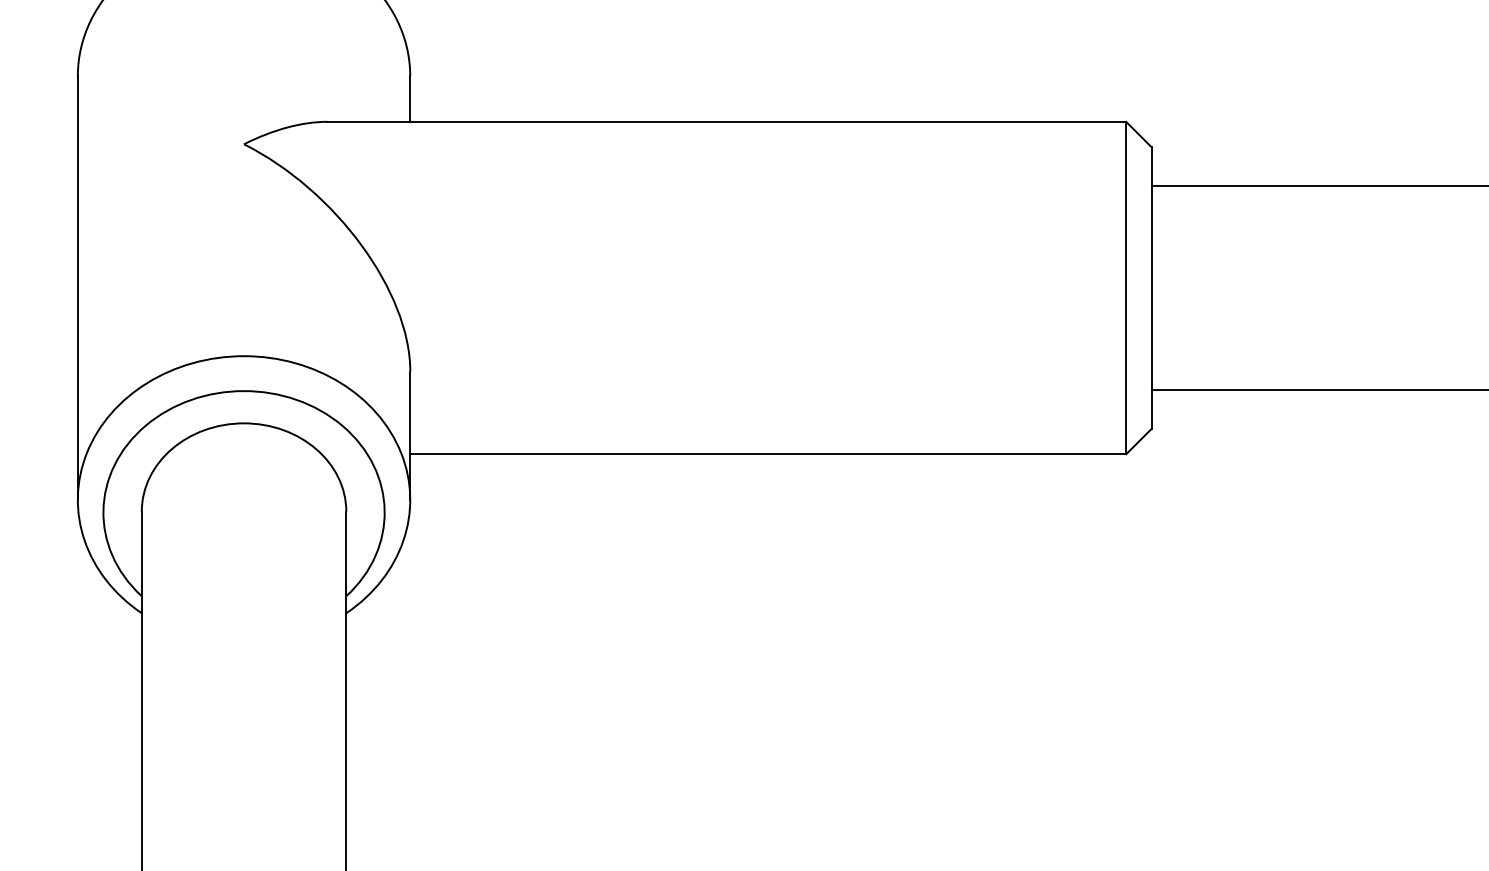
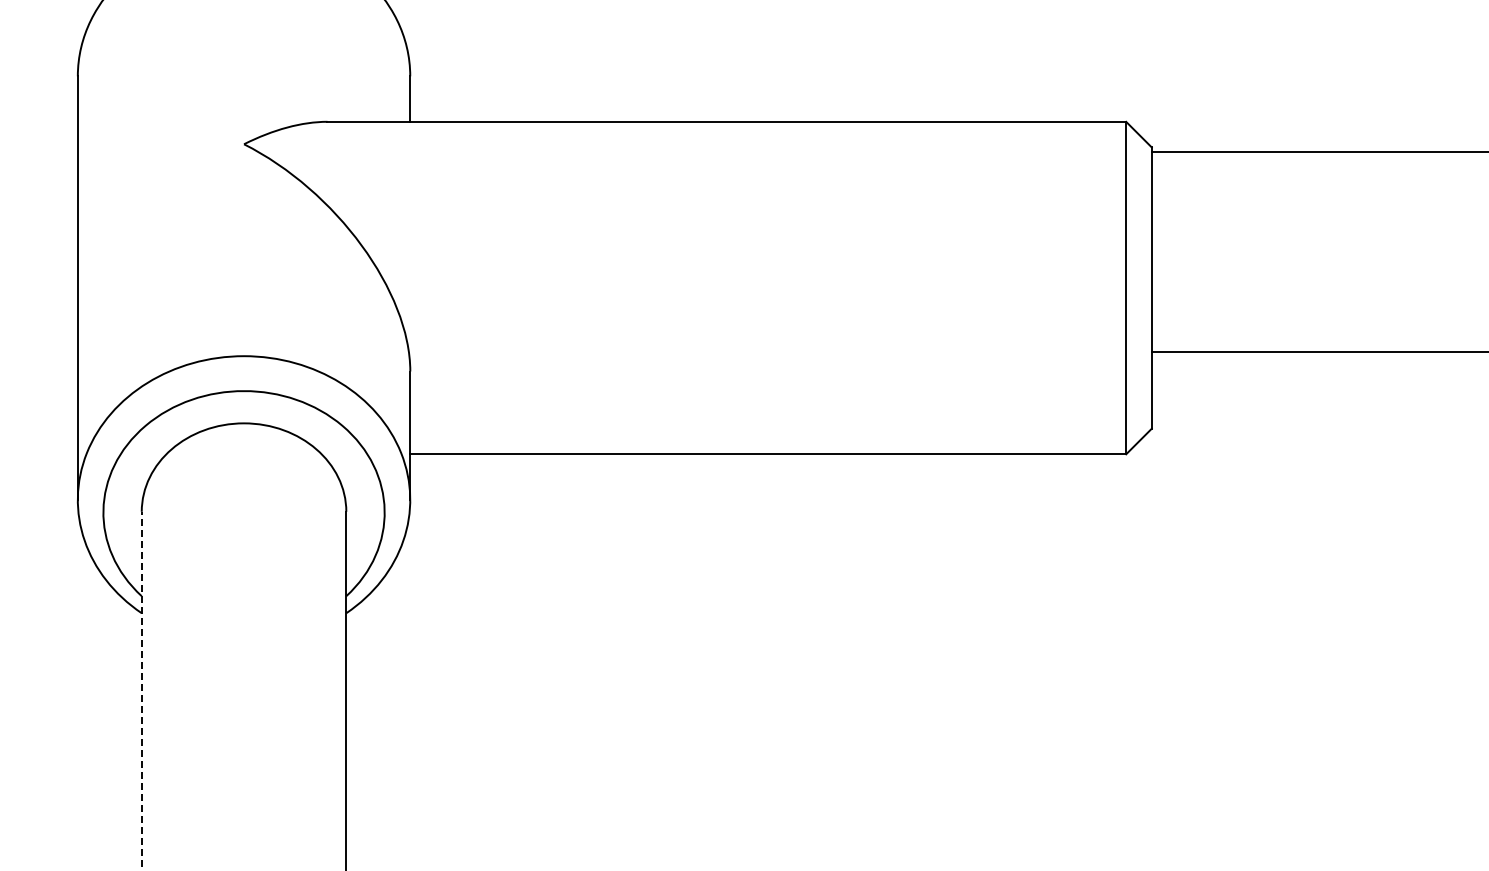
line position: (1318, 185) -> (1318, 151) (1318, 151)
line position: (1318, 390) -> (1318, 352) (1318, 352)
line: solid -> dashed (141, 690)
